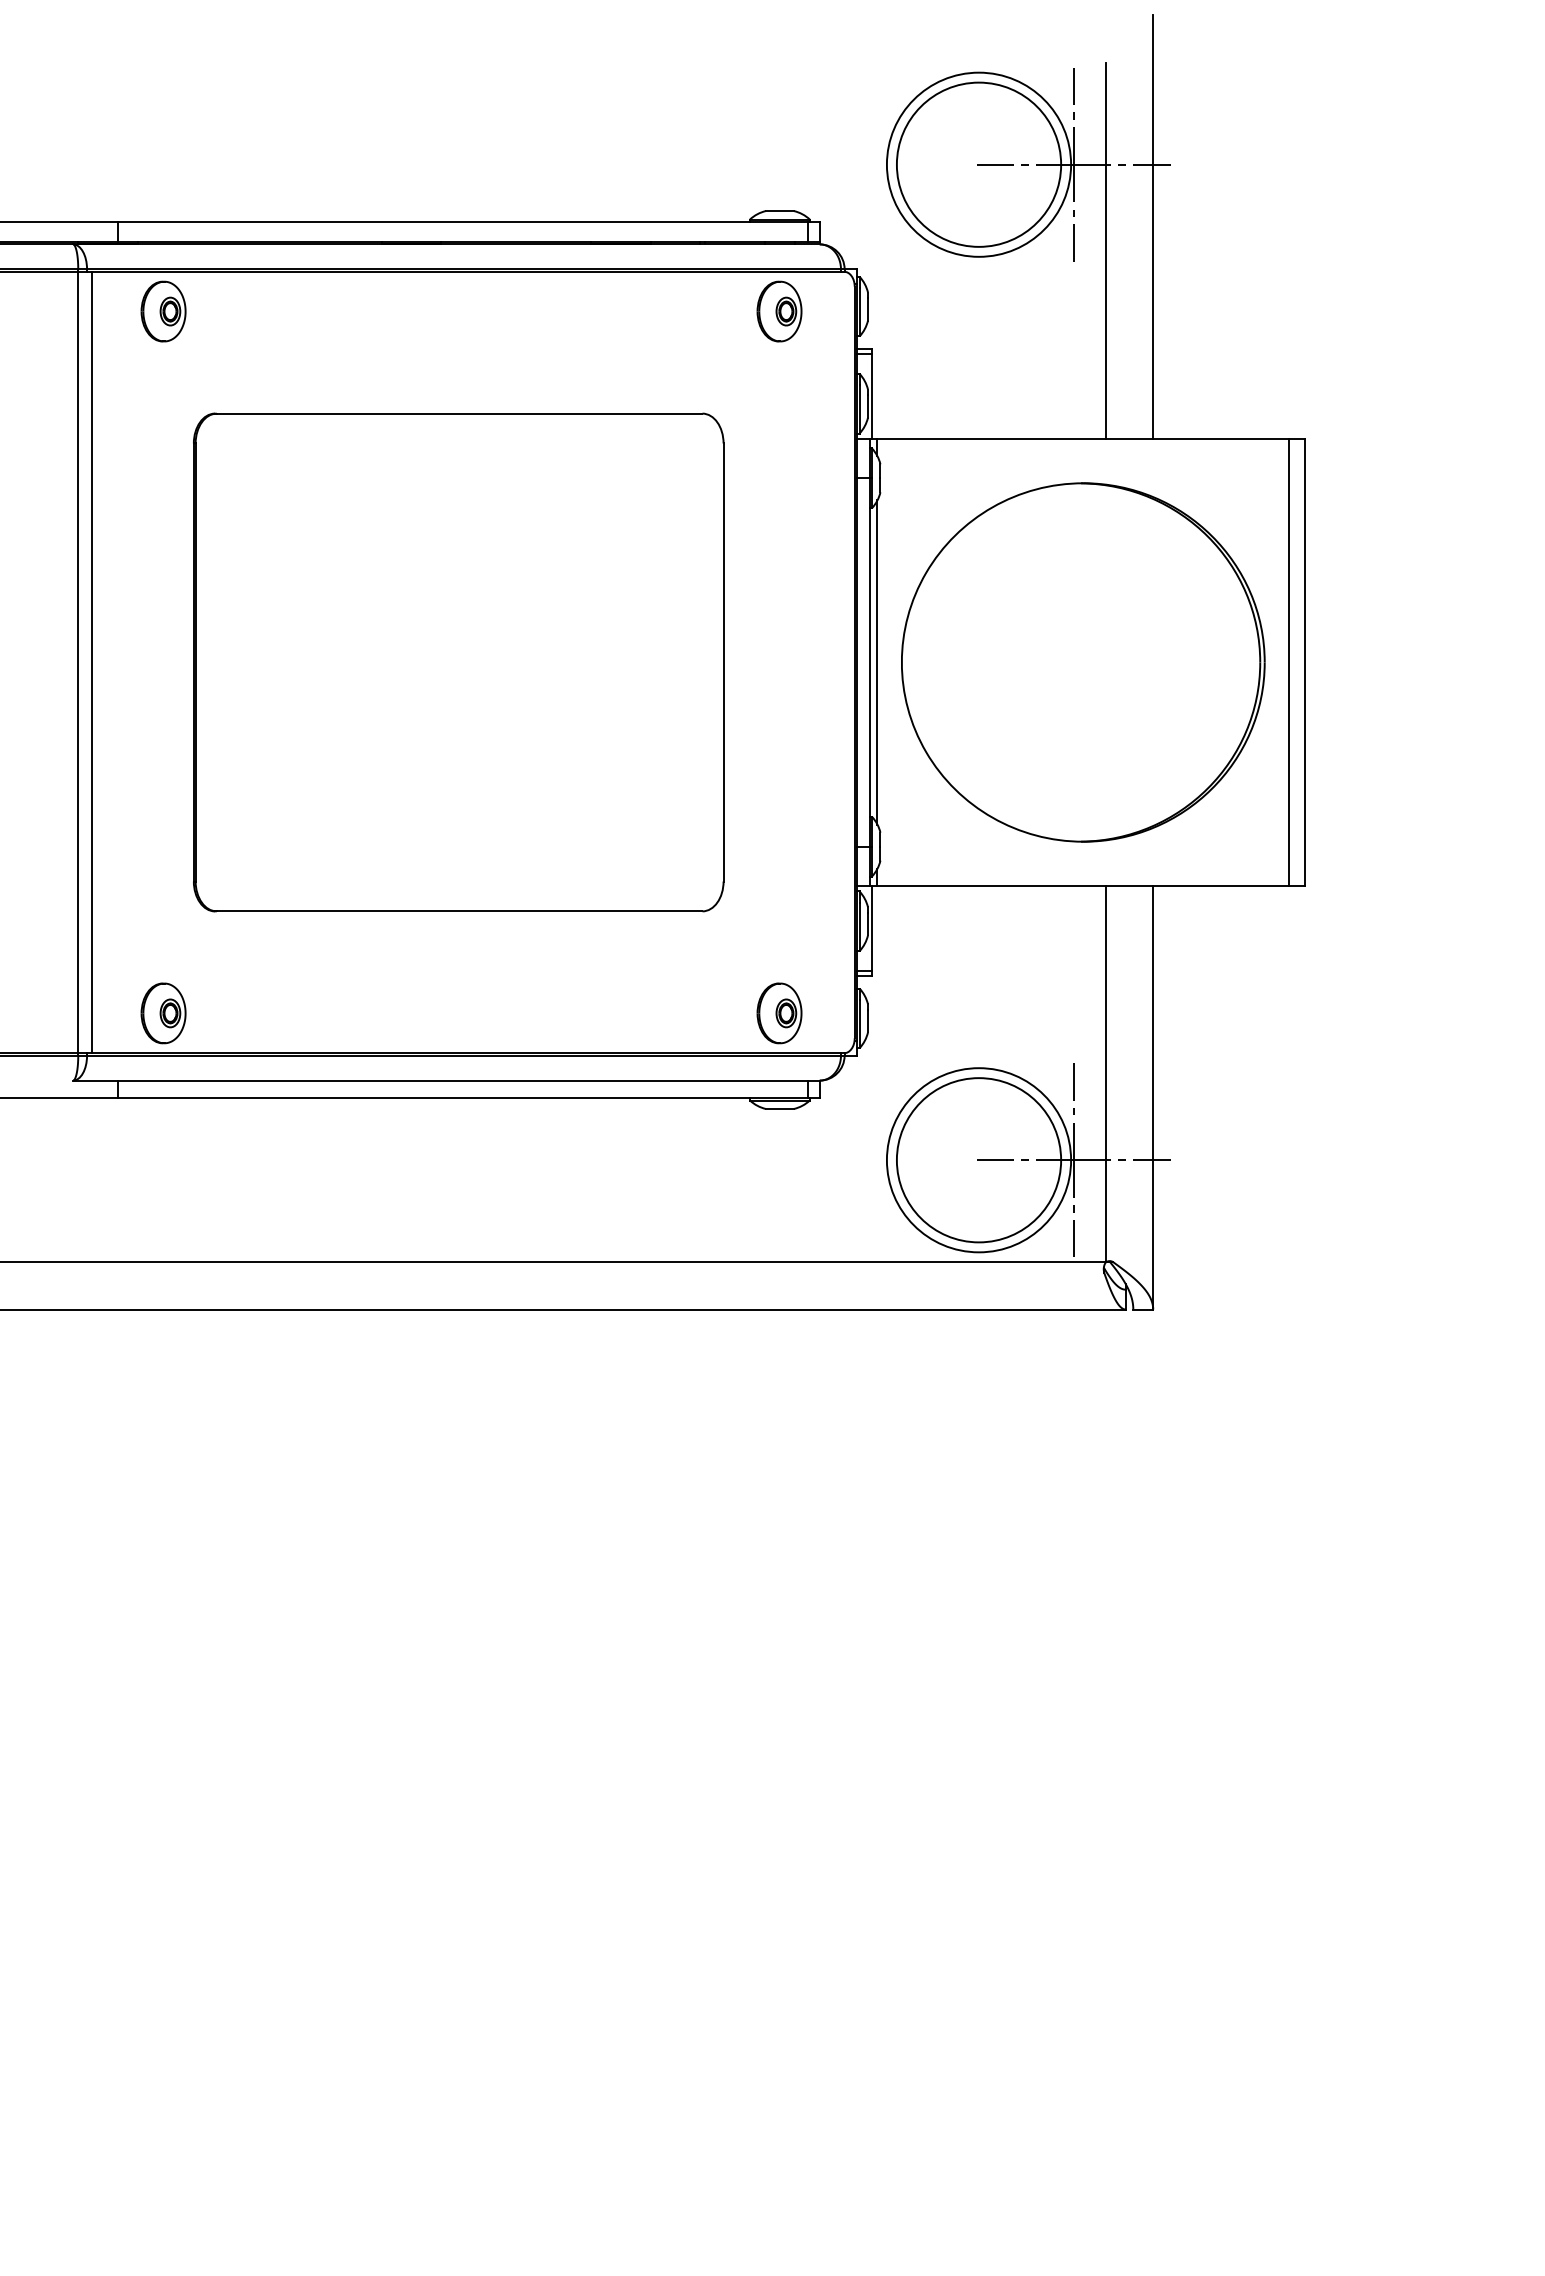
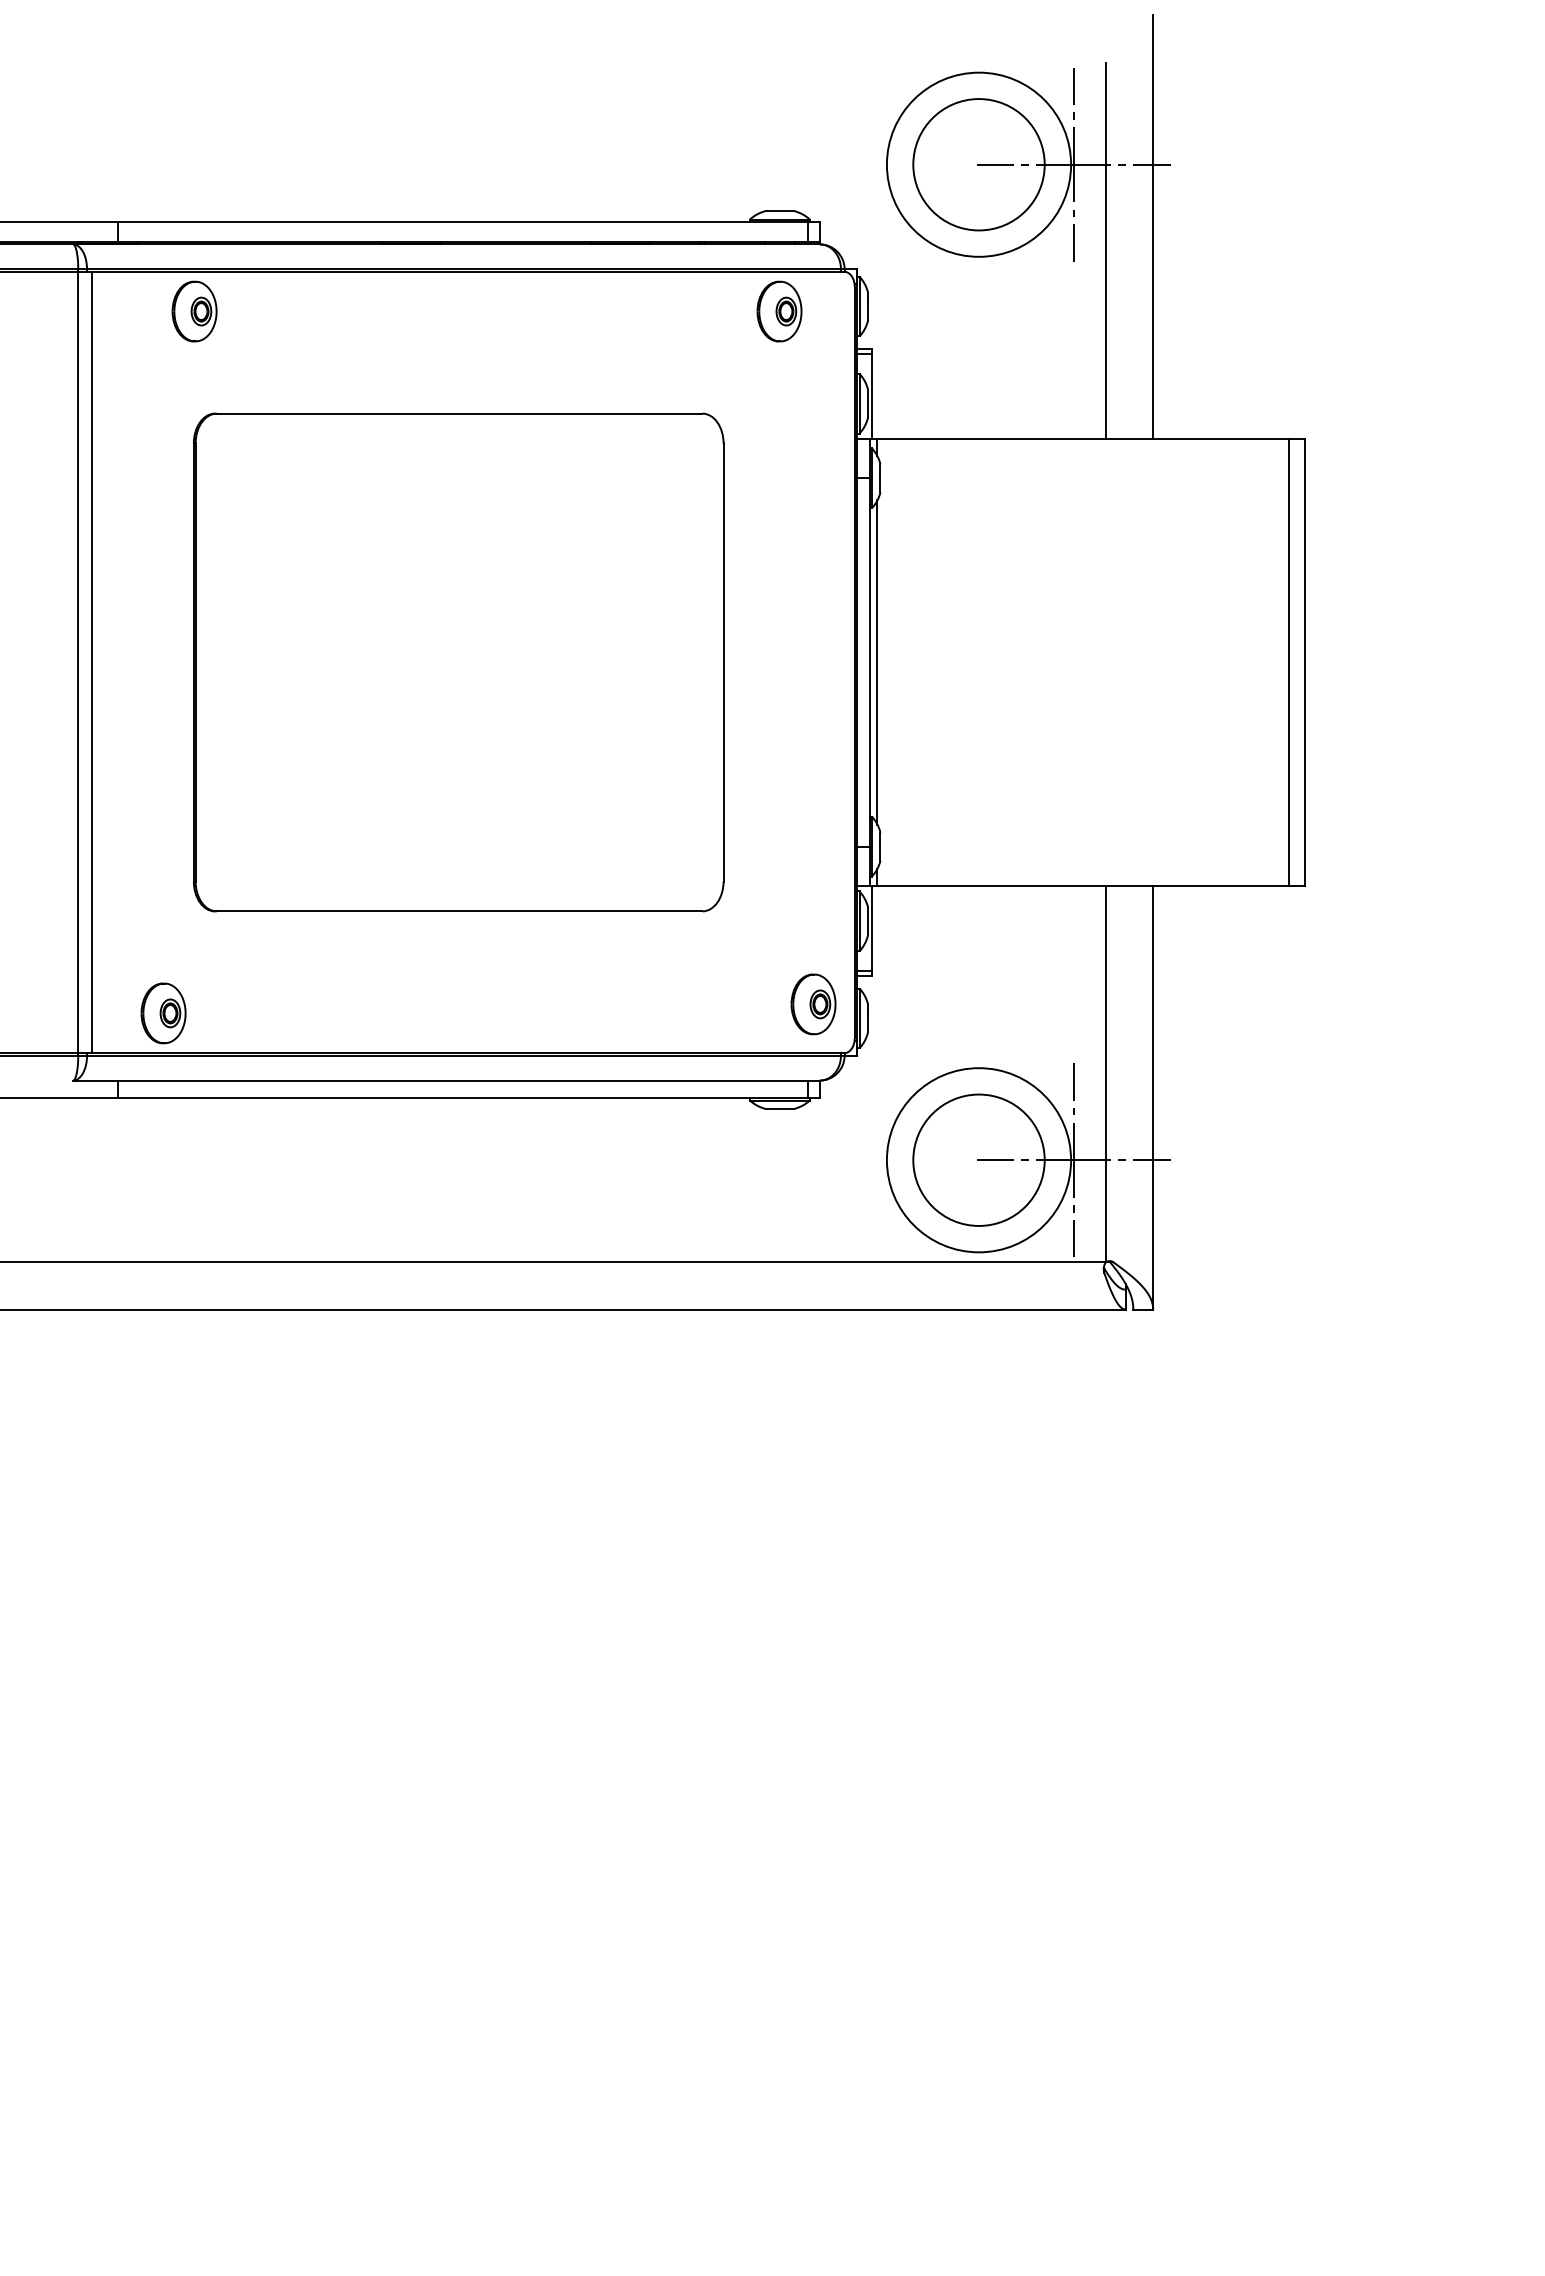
circle diameter: 164 px -> 131 px (978, 164)
part position: (163, 311) -> (194, 311) (194, 311)
part: present -> none (1083, 662)
part position: (779, 1013) -> (813, 1004) (813, 1004)
circle diameter: 164 px -> 131 px (978, 1159)
